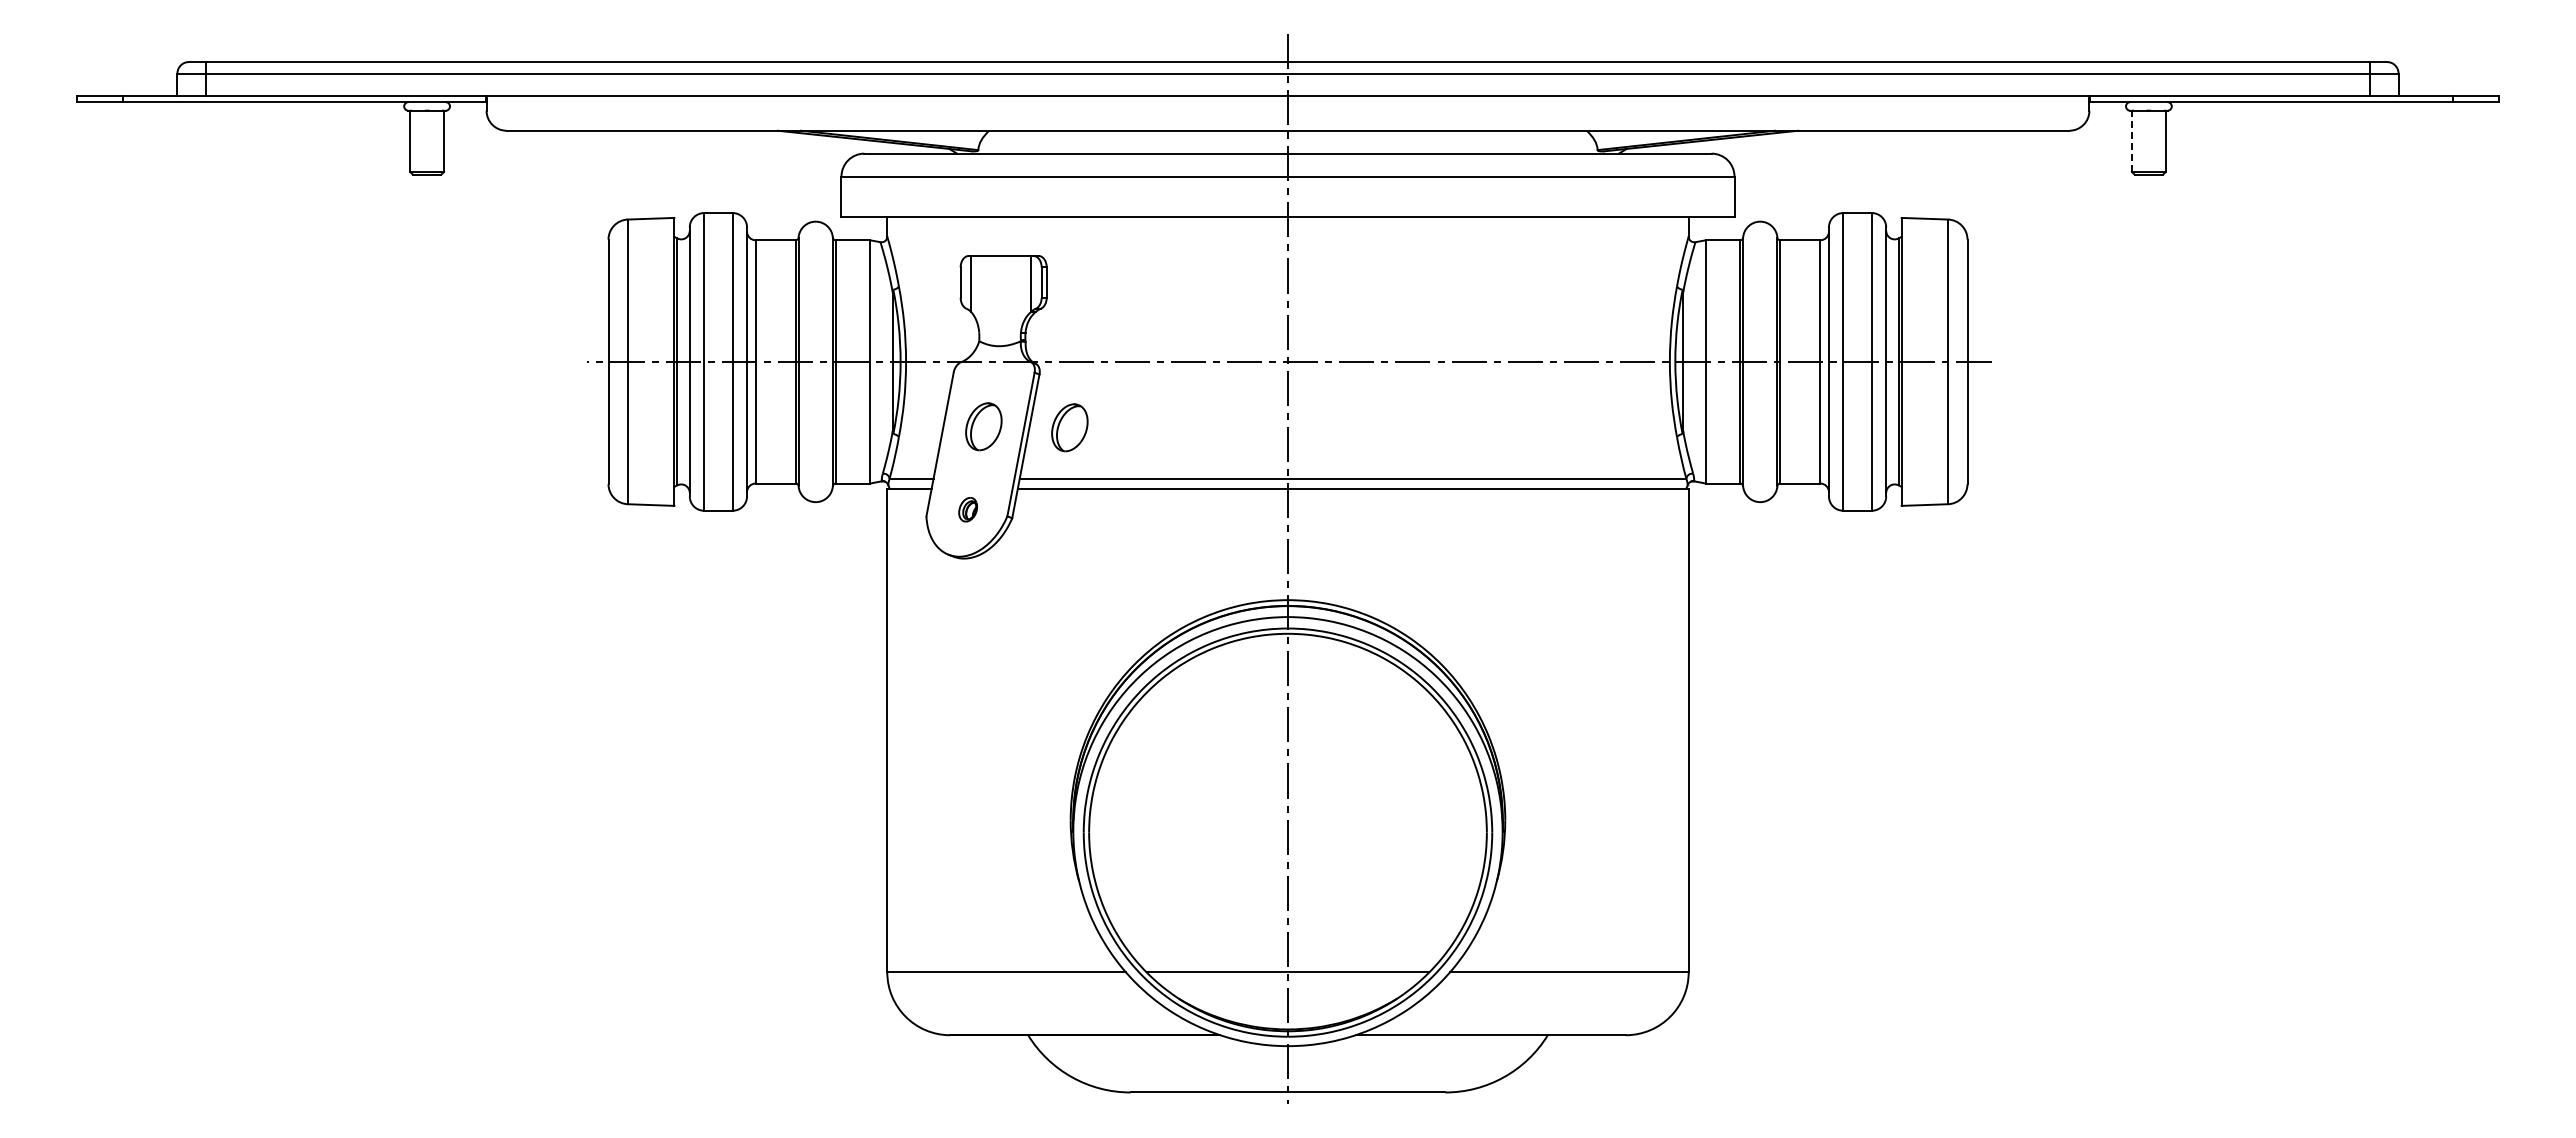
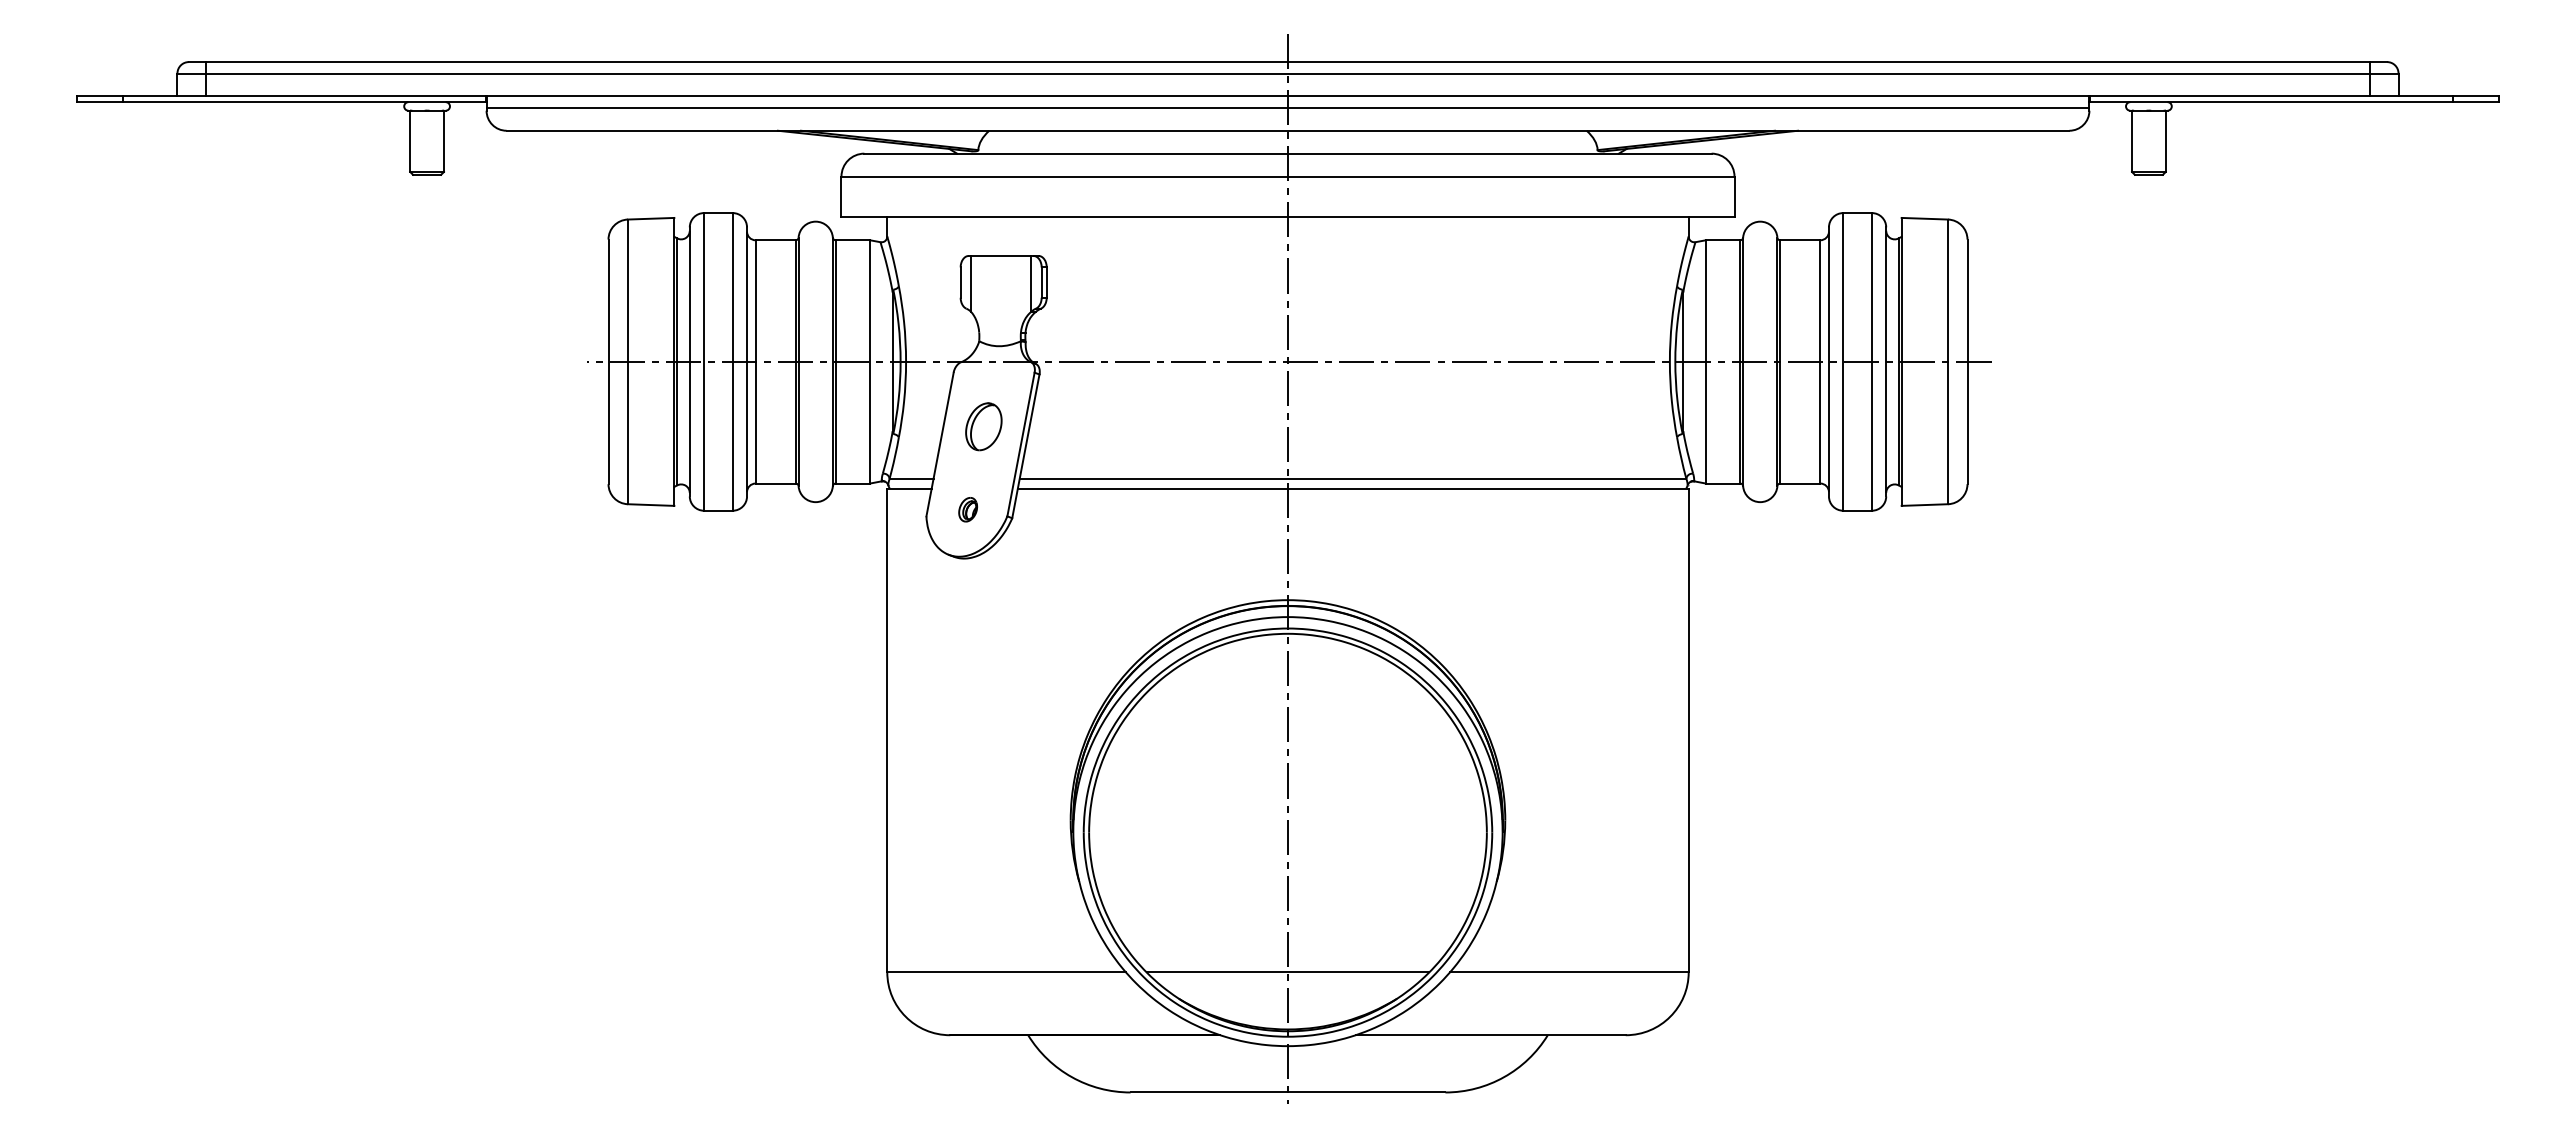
line: none -> present (1287, 107)
line: dashed -> solid (2132, 141)
part: present -> none (1069, 427)
